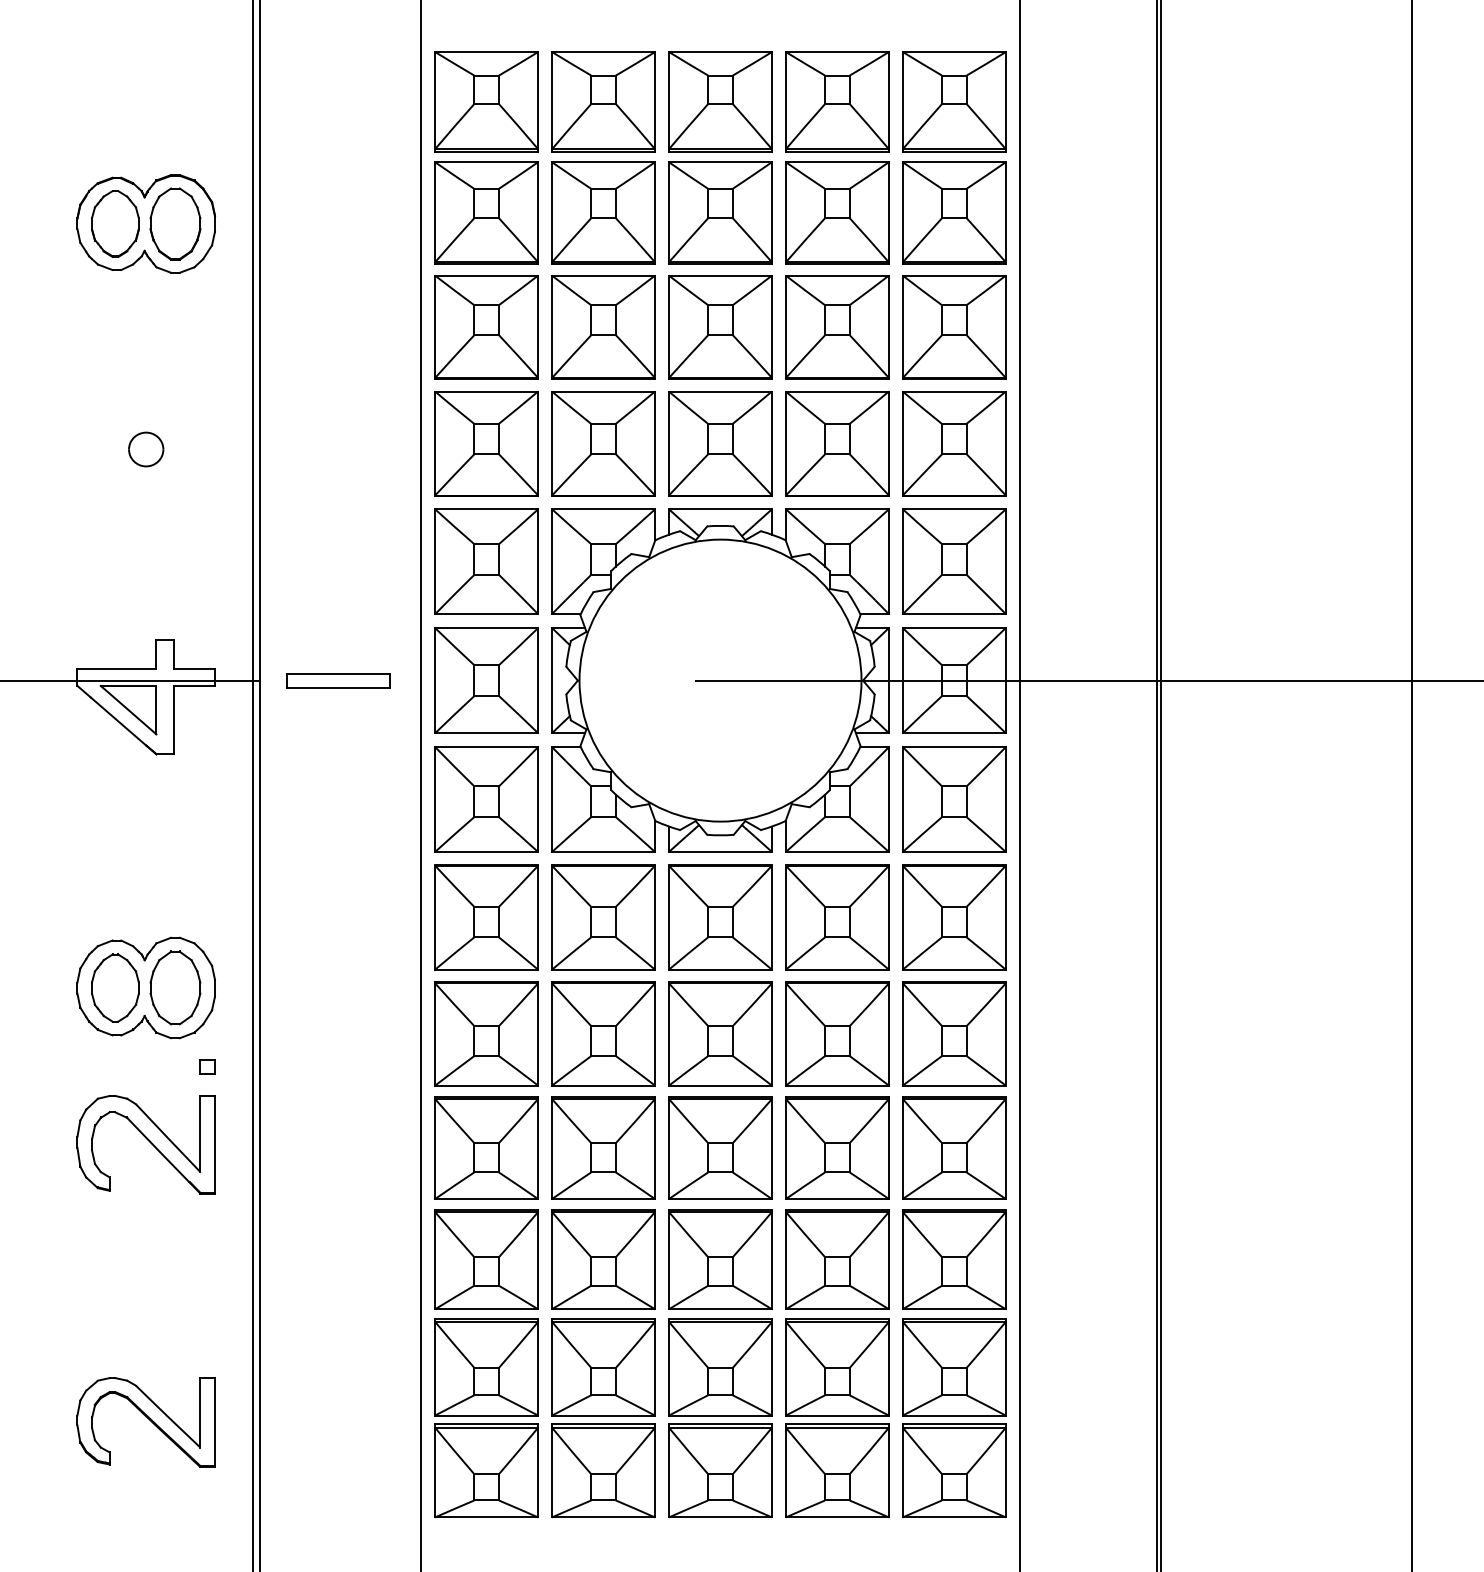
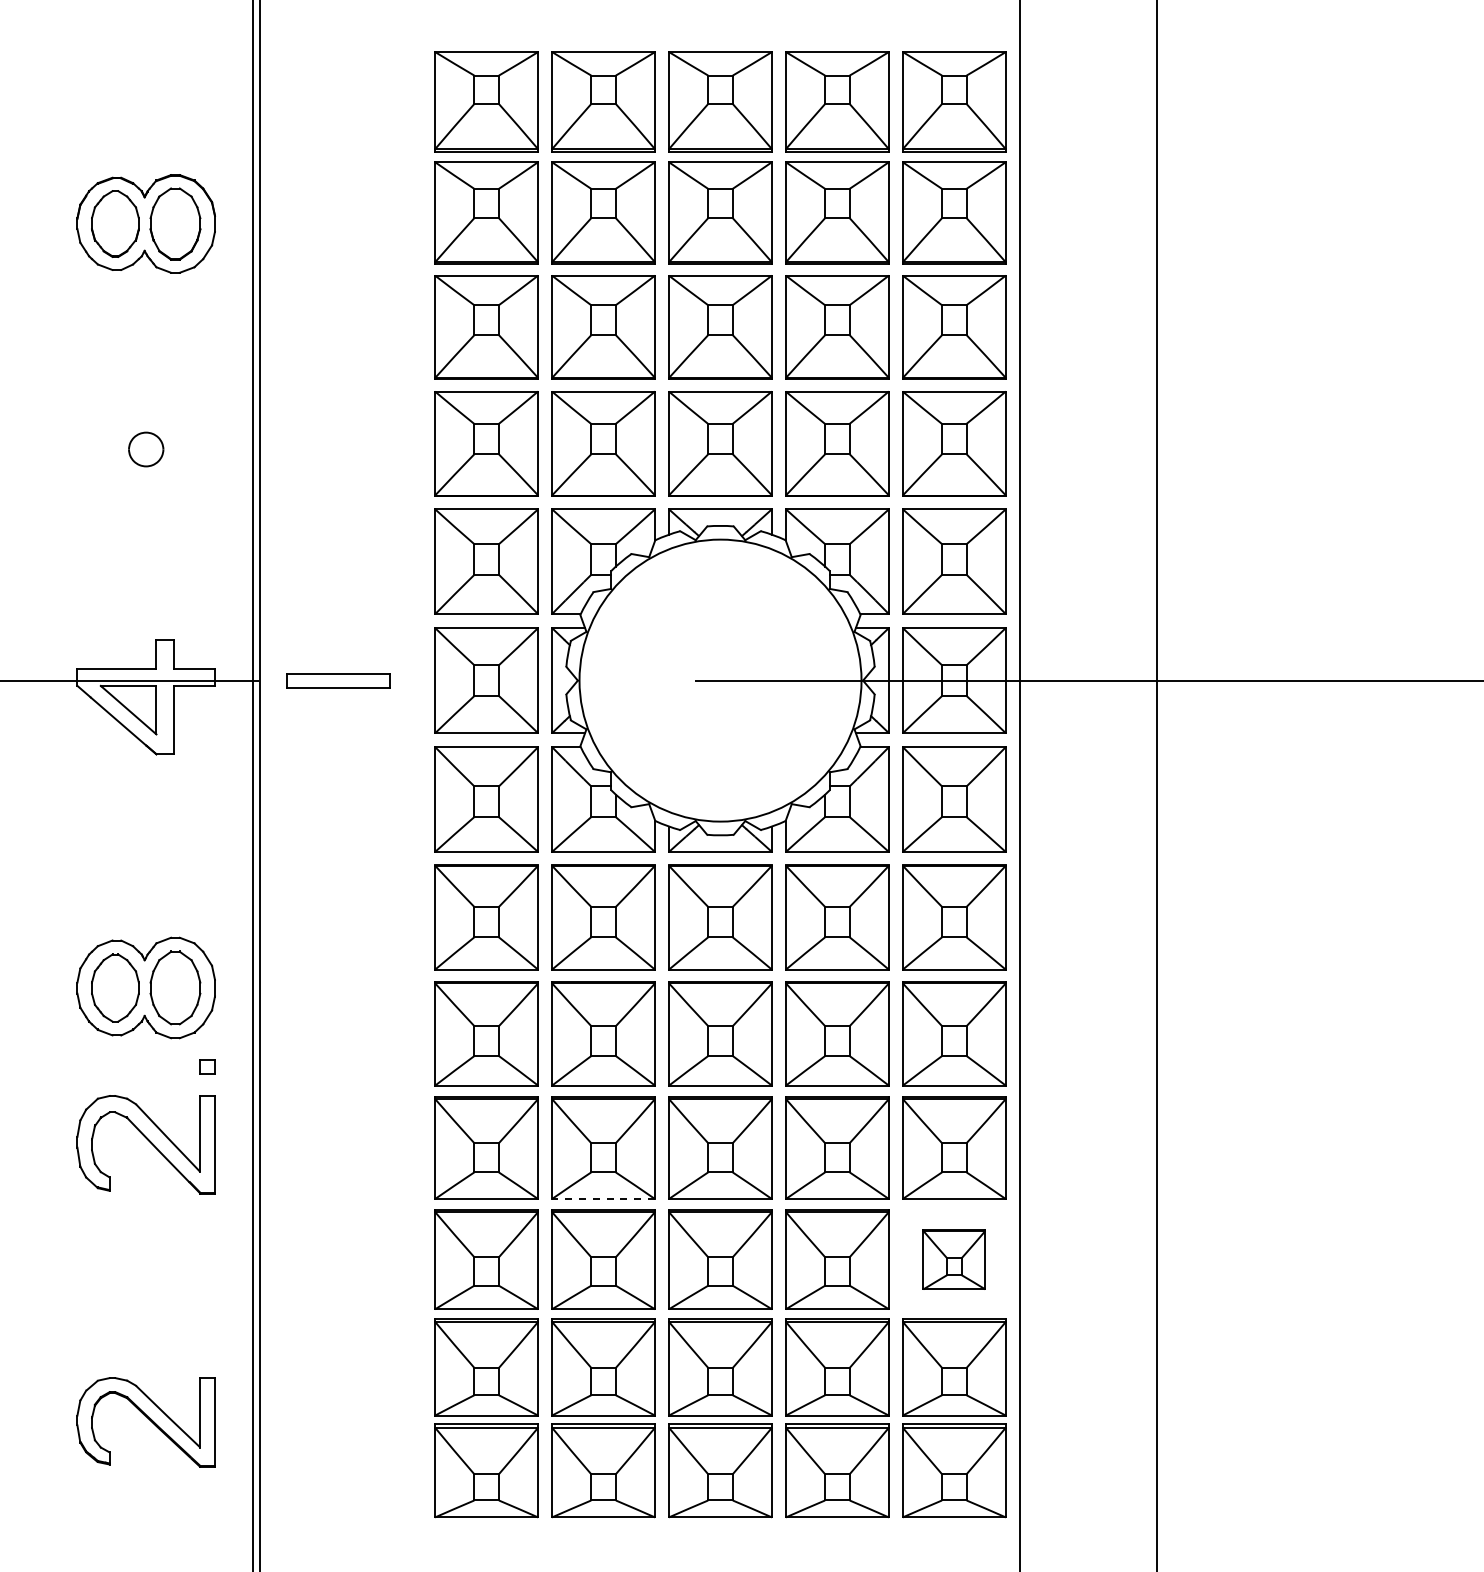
line: present -> none (421, 785)
line: present -> none (1160, 785)
line: present -> none (1411, 785)
line: solid -> dashed (603, 1199)
part size: 105x101 px -> 64x61 px (953, 1259)
